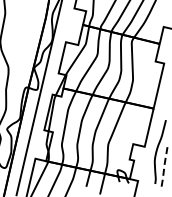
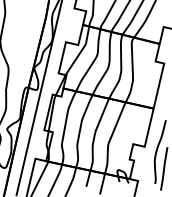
line: dashed -> solid (164, 168)
